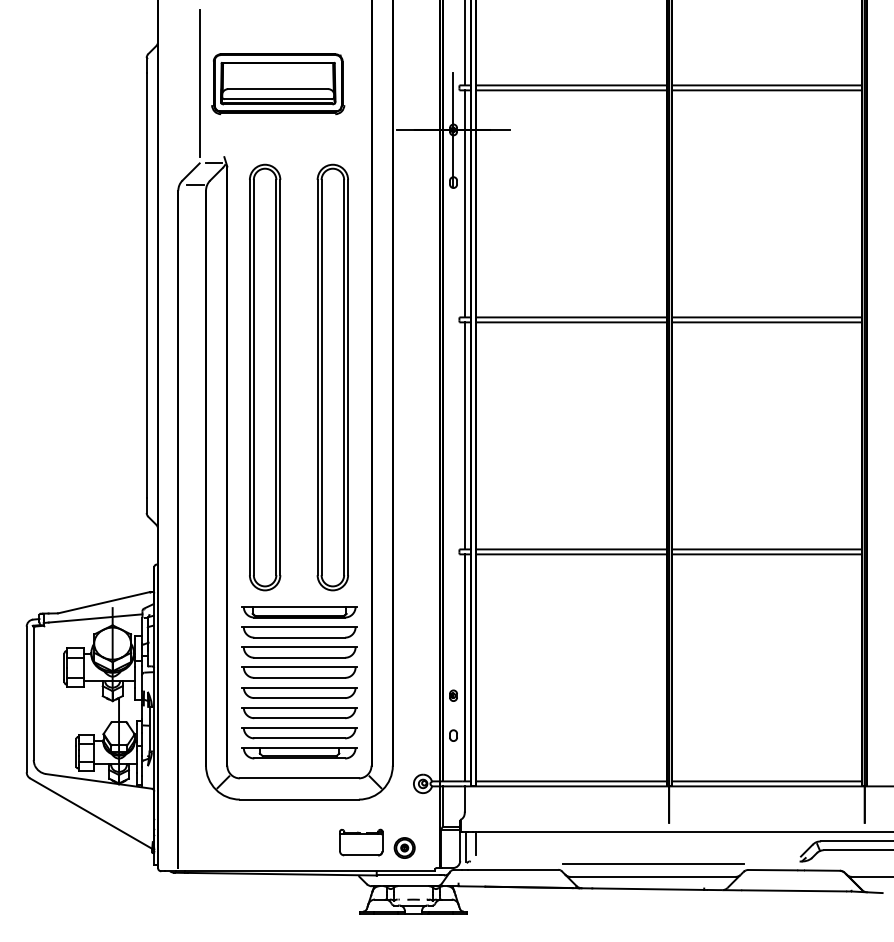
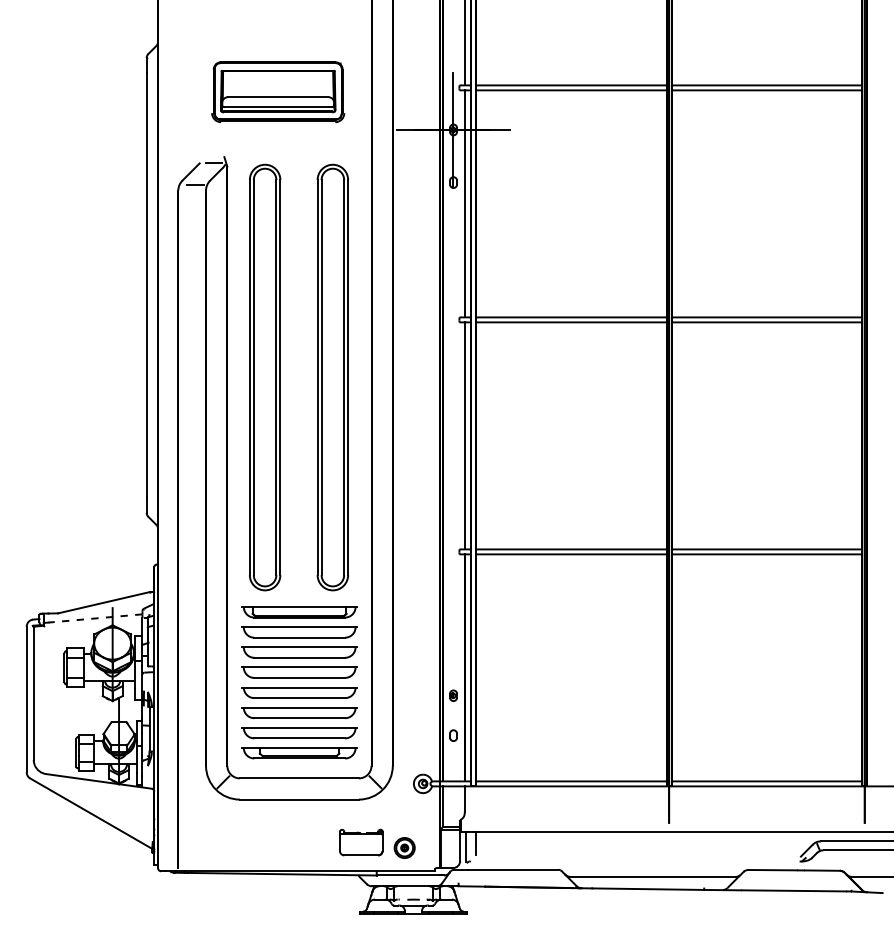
line: present -> none (199, 83)
part position: (278, 84) -> (278, 92) (278, 92)
line: solid -> dashed (95, 618)
line: present -> none (653, 864)
